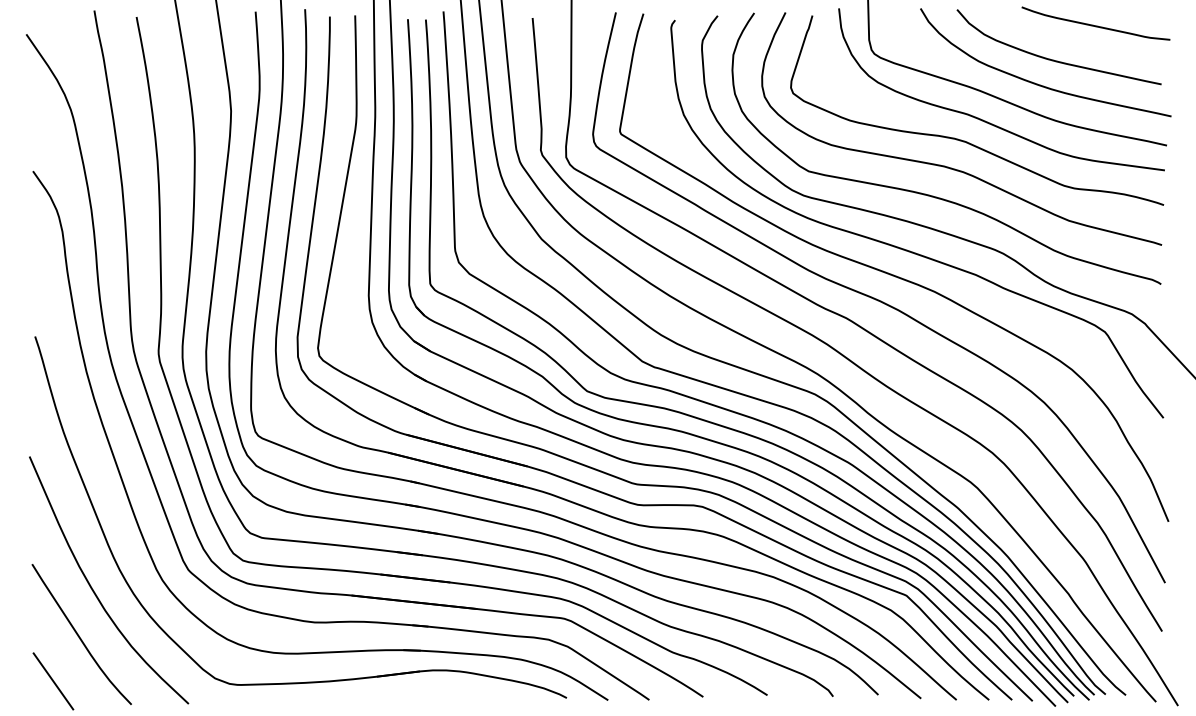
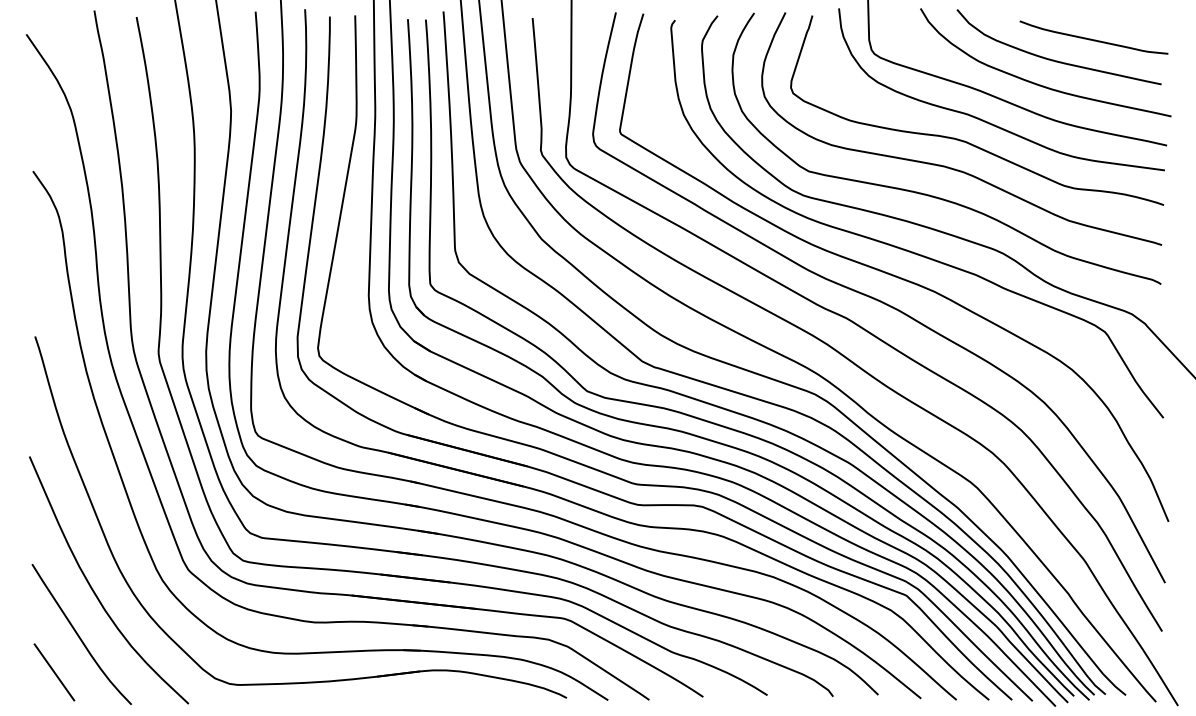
curve position: (1095, 25) -> (1093, 39) (1093, 39)
line position: (53, 681) -> (54, 672) (54, 672)
